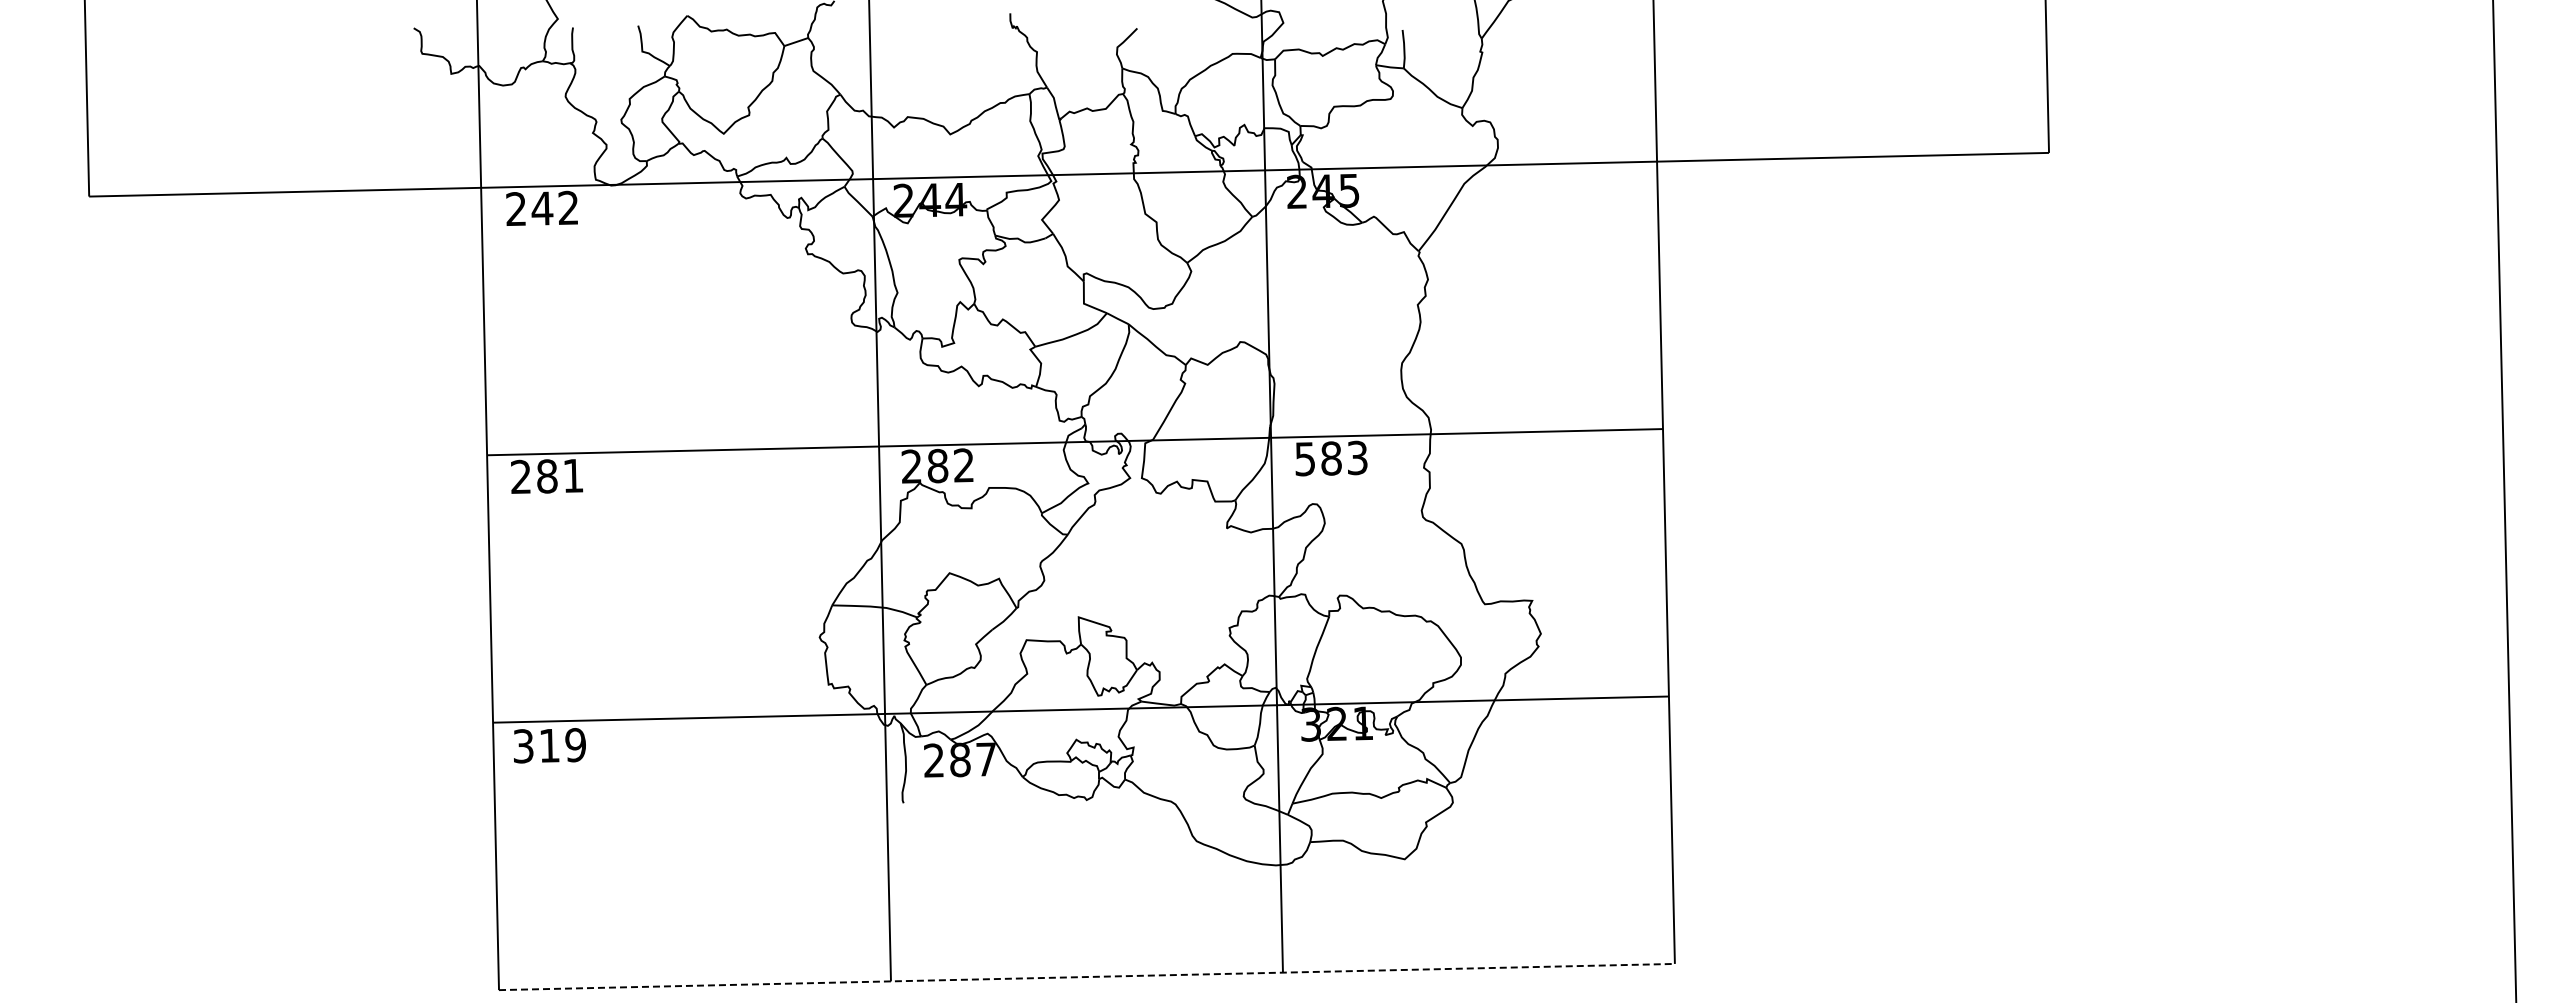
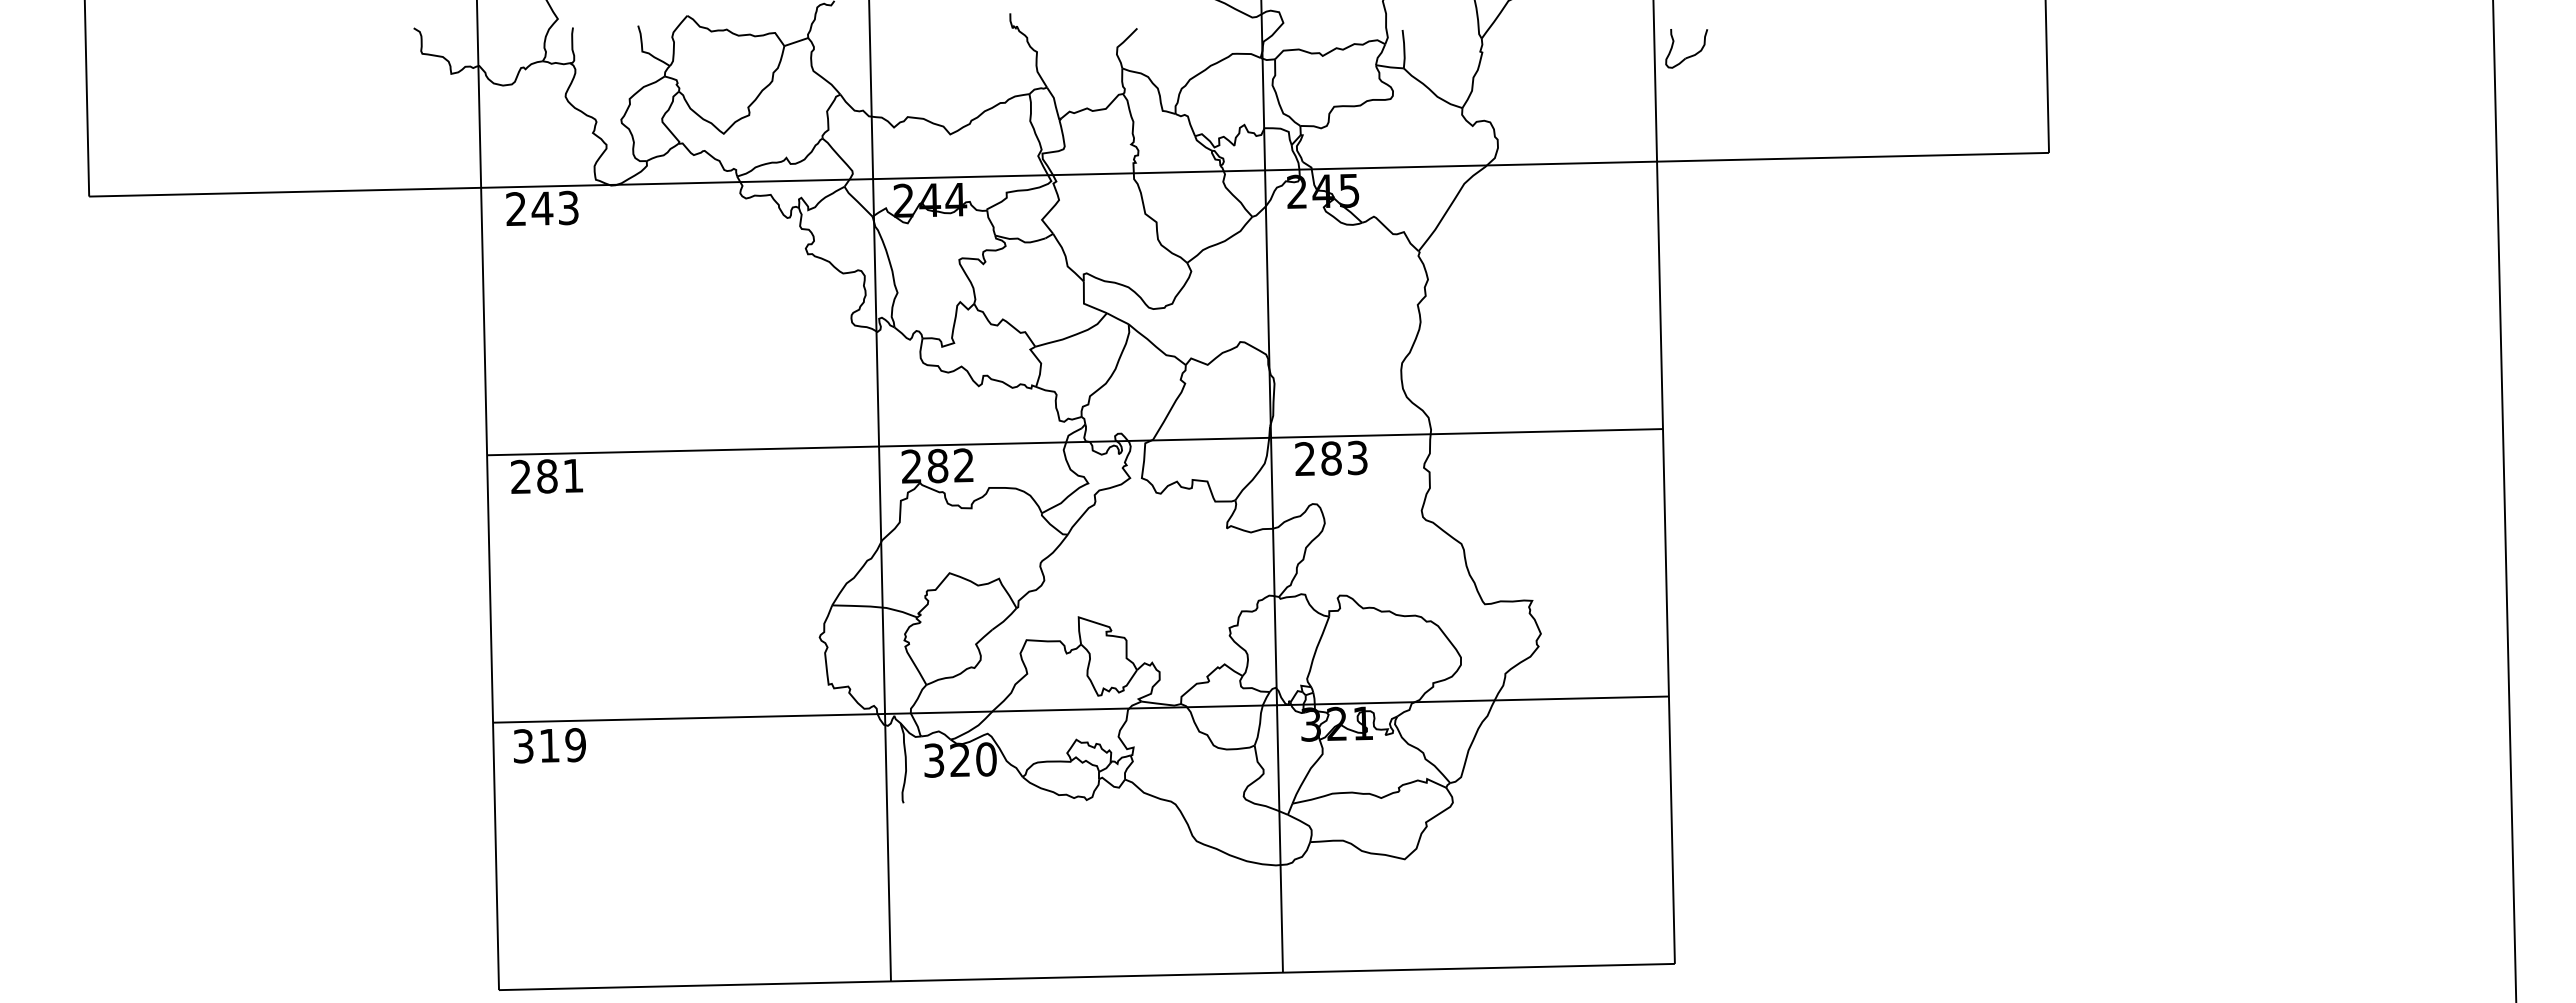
part: none -> present (1690, 55)
text: 242 -> 243 (568, 208)
text: 583 -> 283 (1304, 459)
text: 287 -> 320 (960, 759)
line: dashed -> solid (1087, 977)
